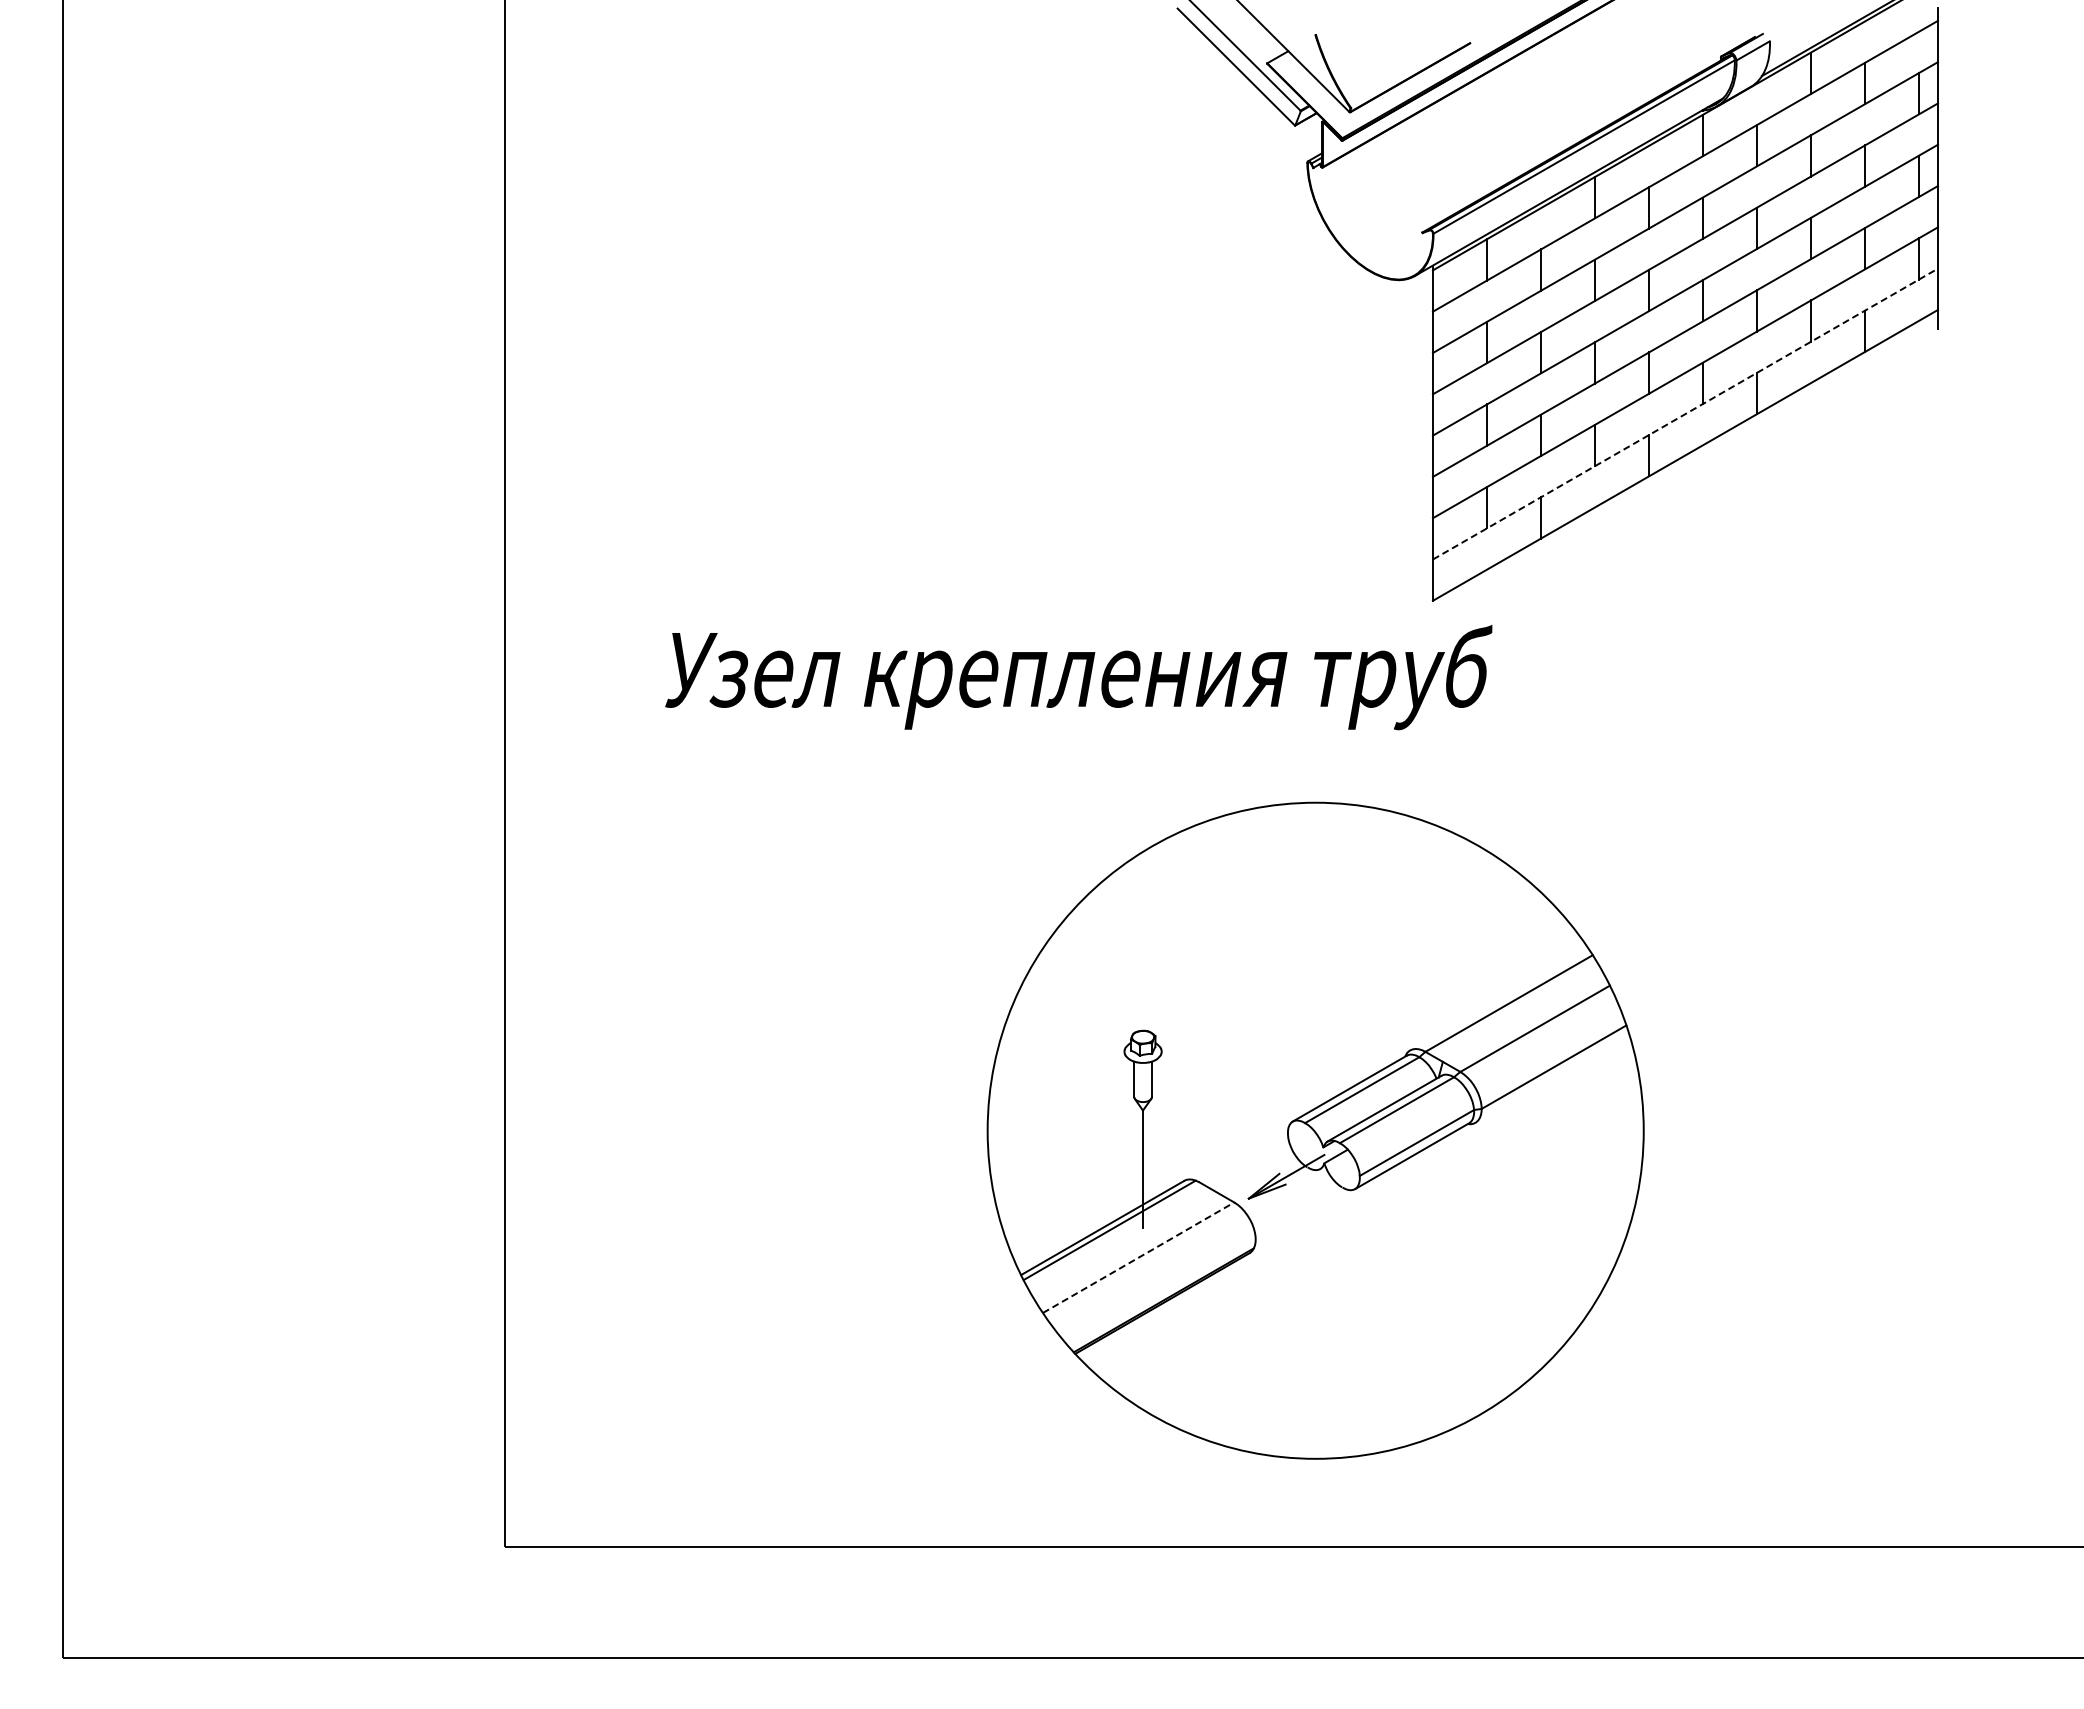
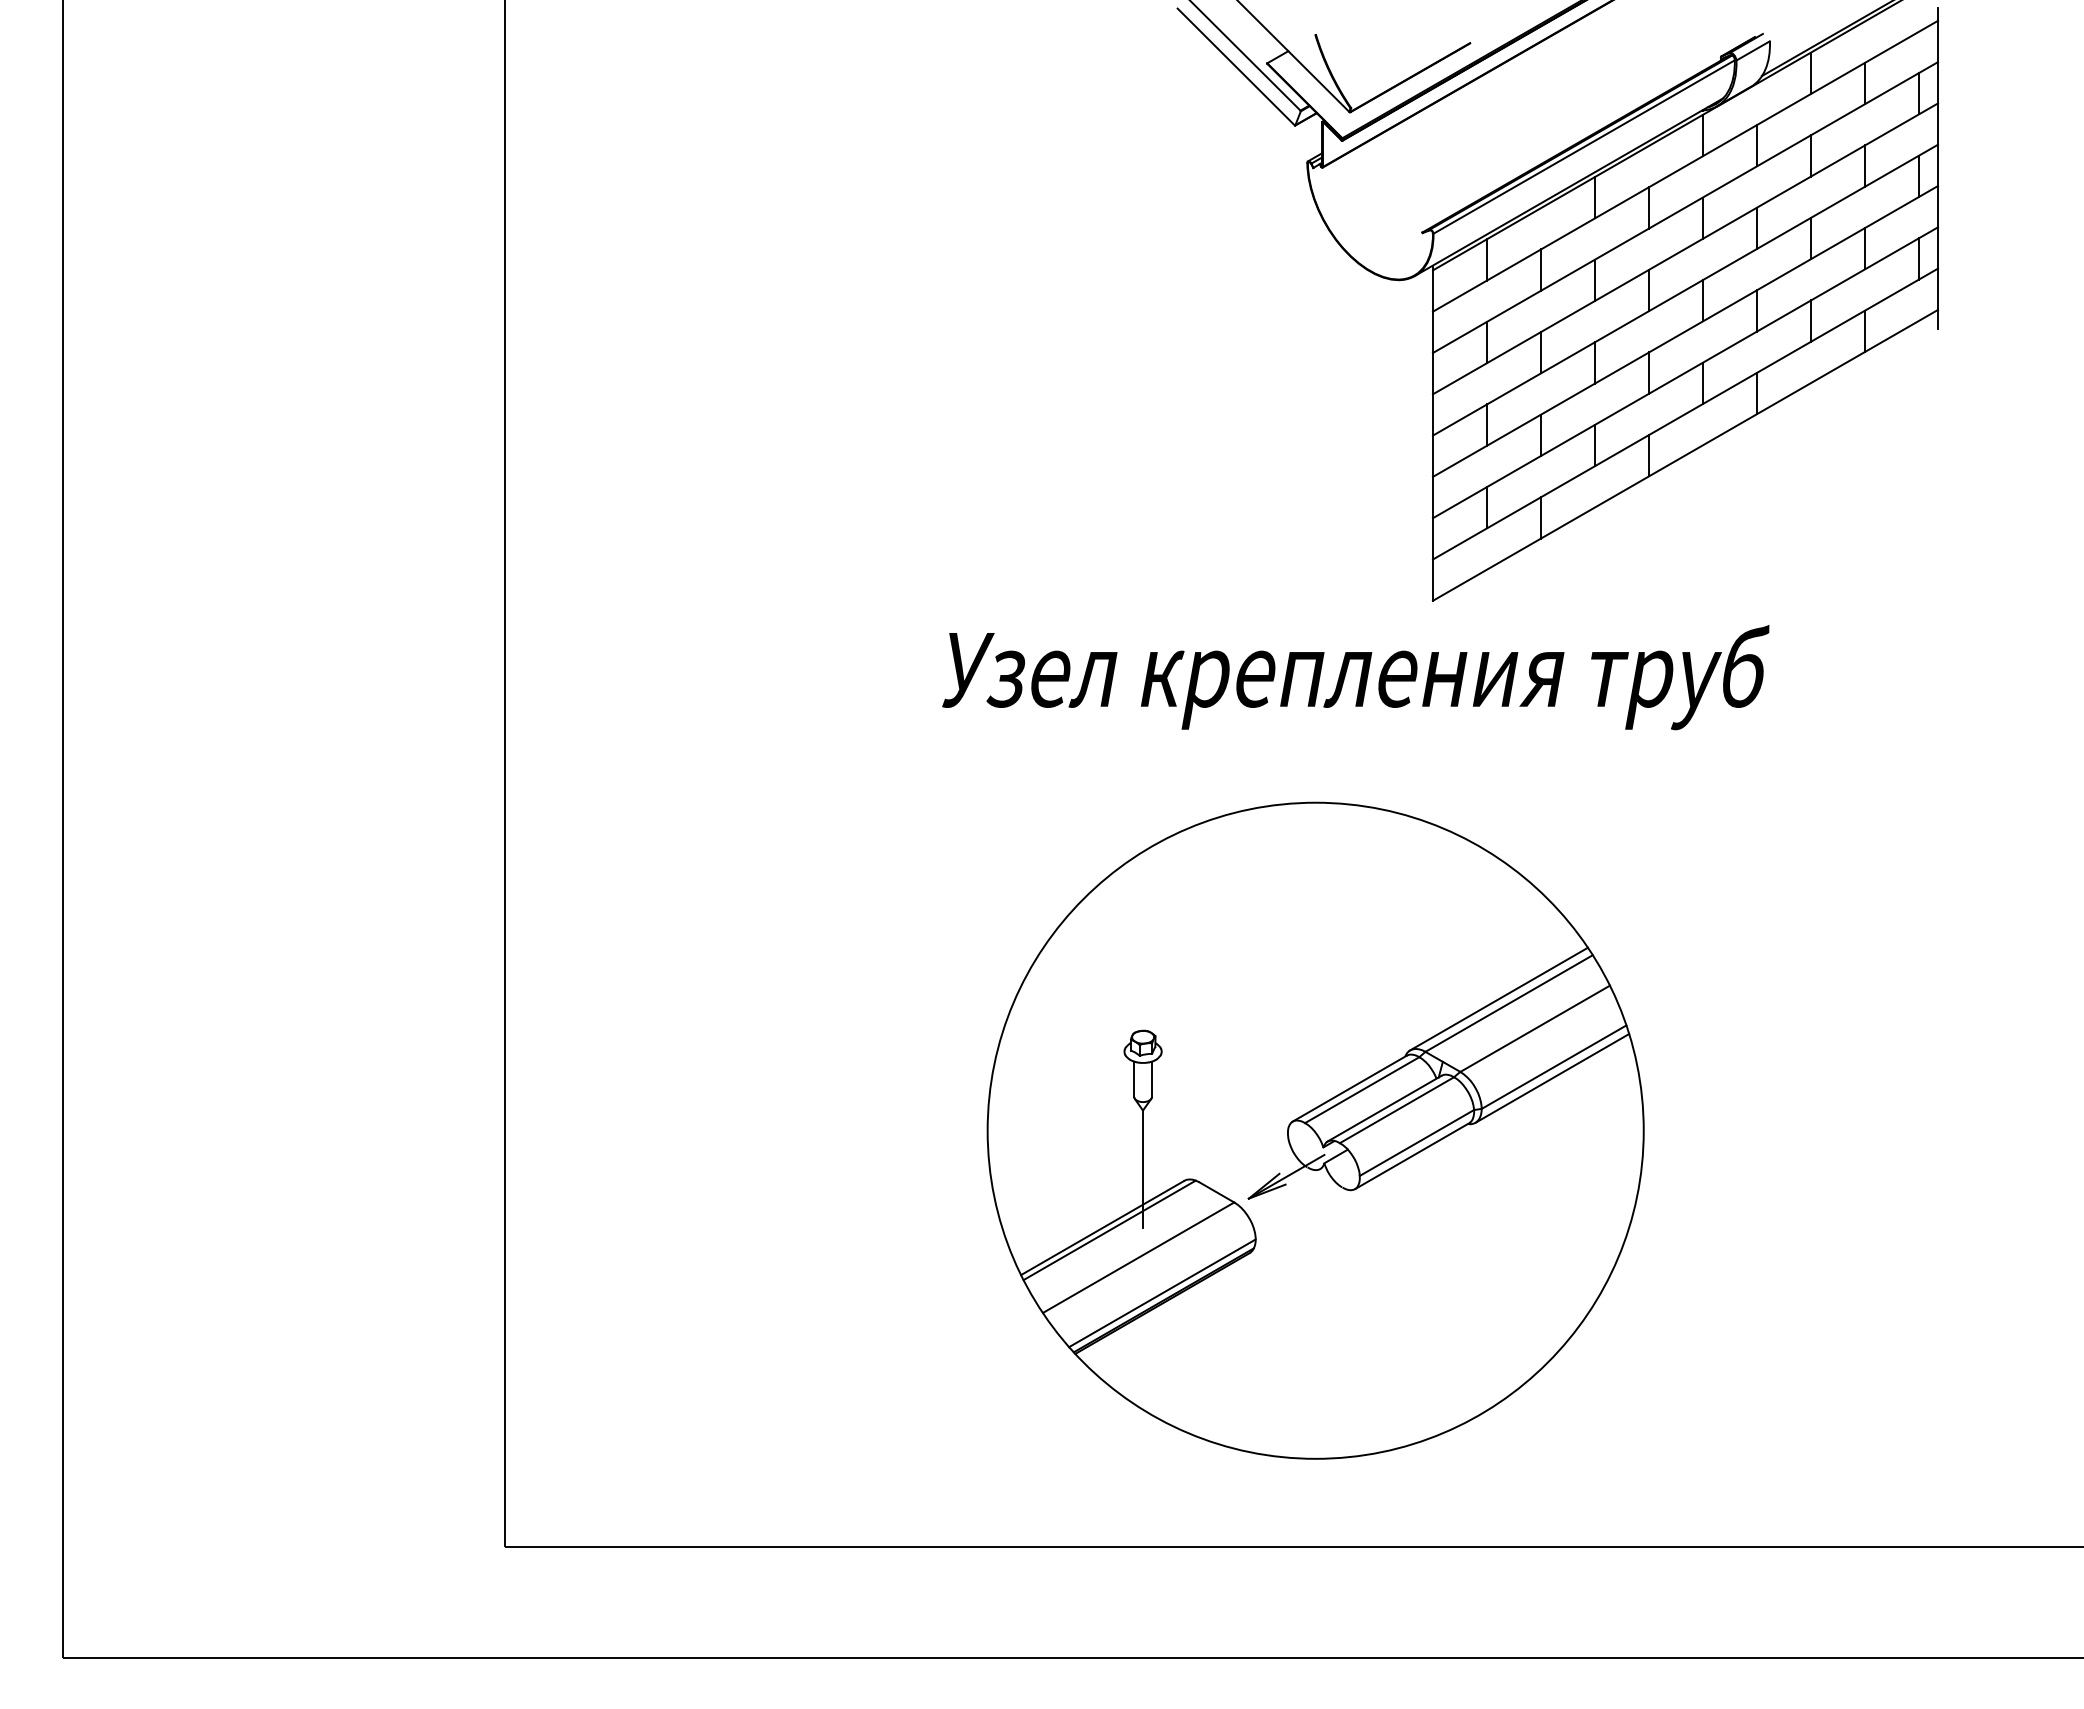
line: dashed -> solid (1685, 413)
text position: (1078, 677) -> (1355, 677) (1355, 677)
line: none -> present (1498, 998)
line: none -> present (1552, 1078)
line: dashed -> solid (1139, 1257)
line: none -> present (1162, 1293)
